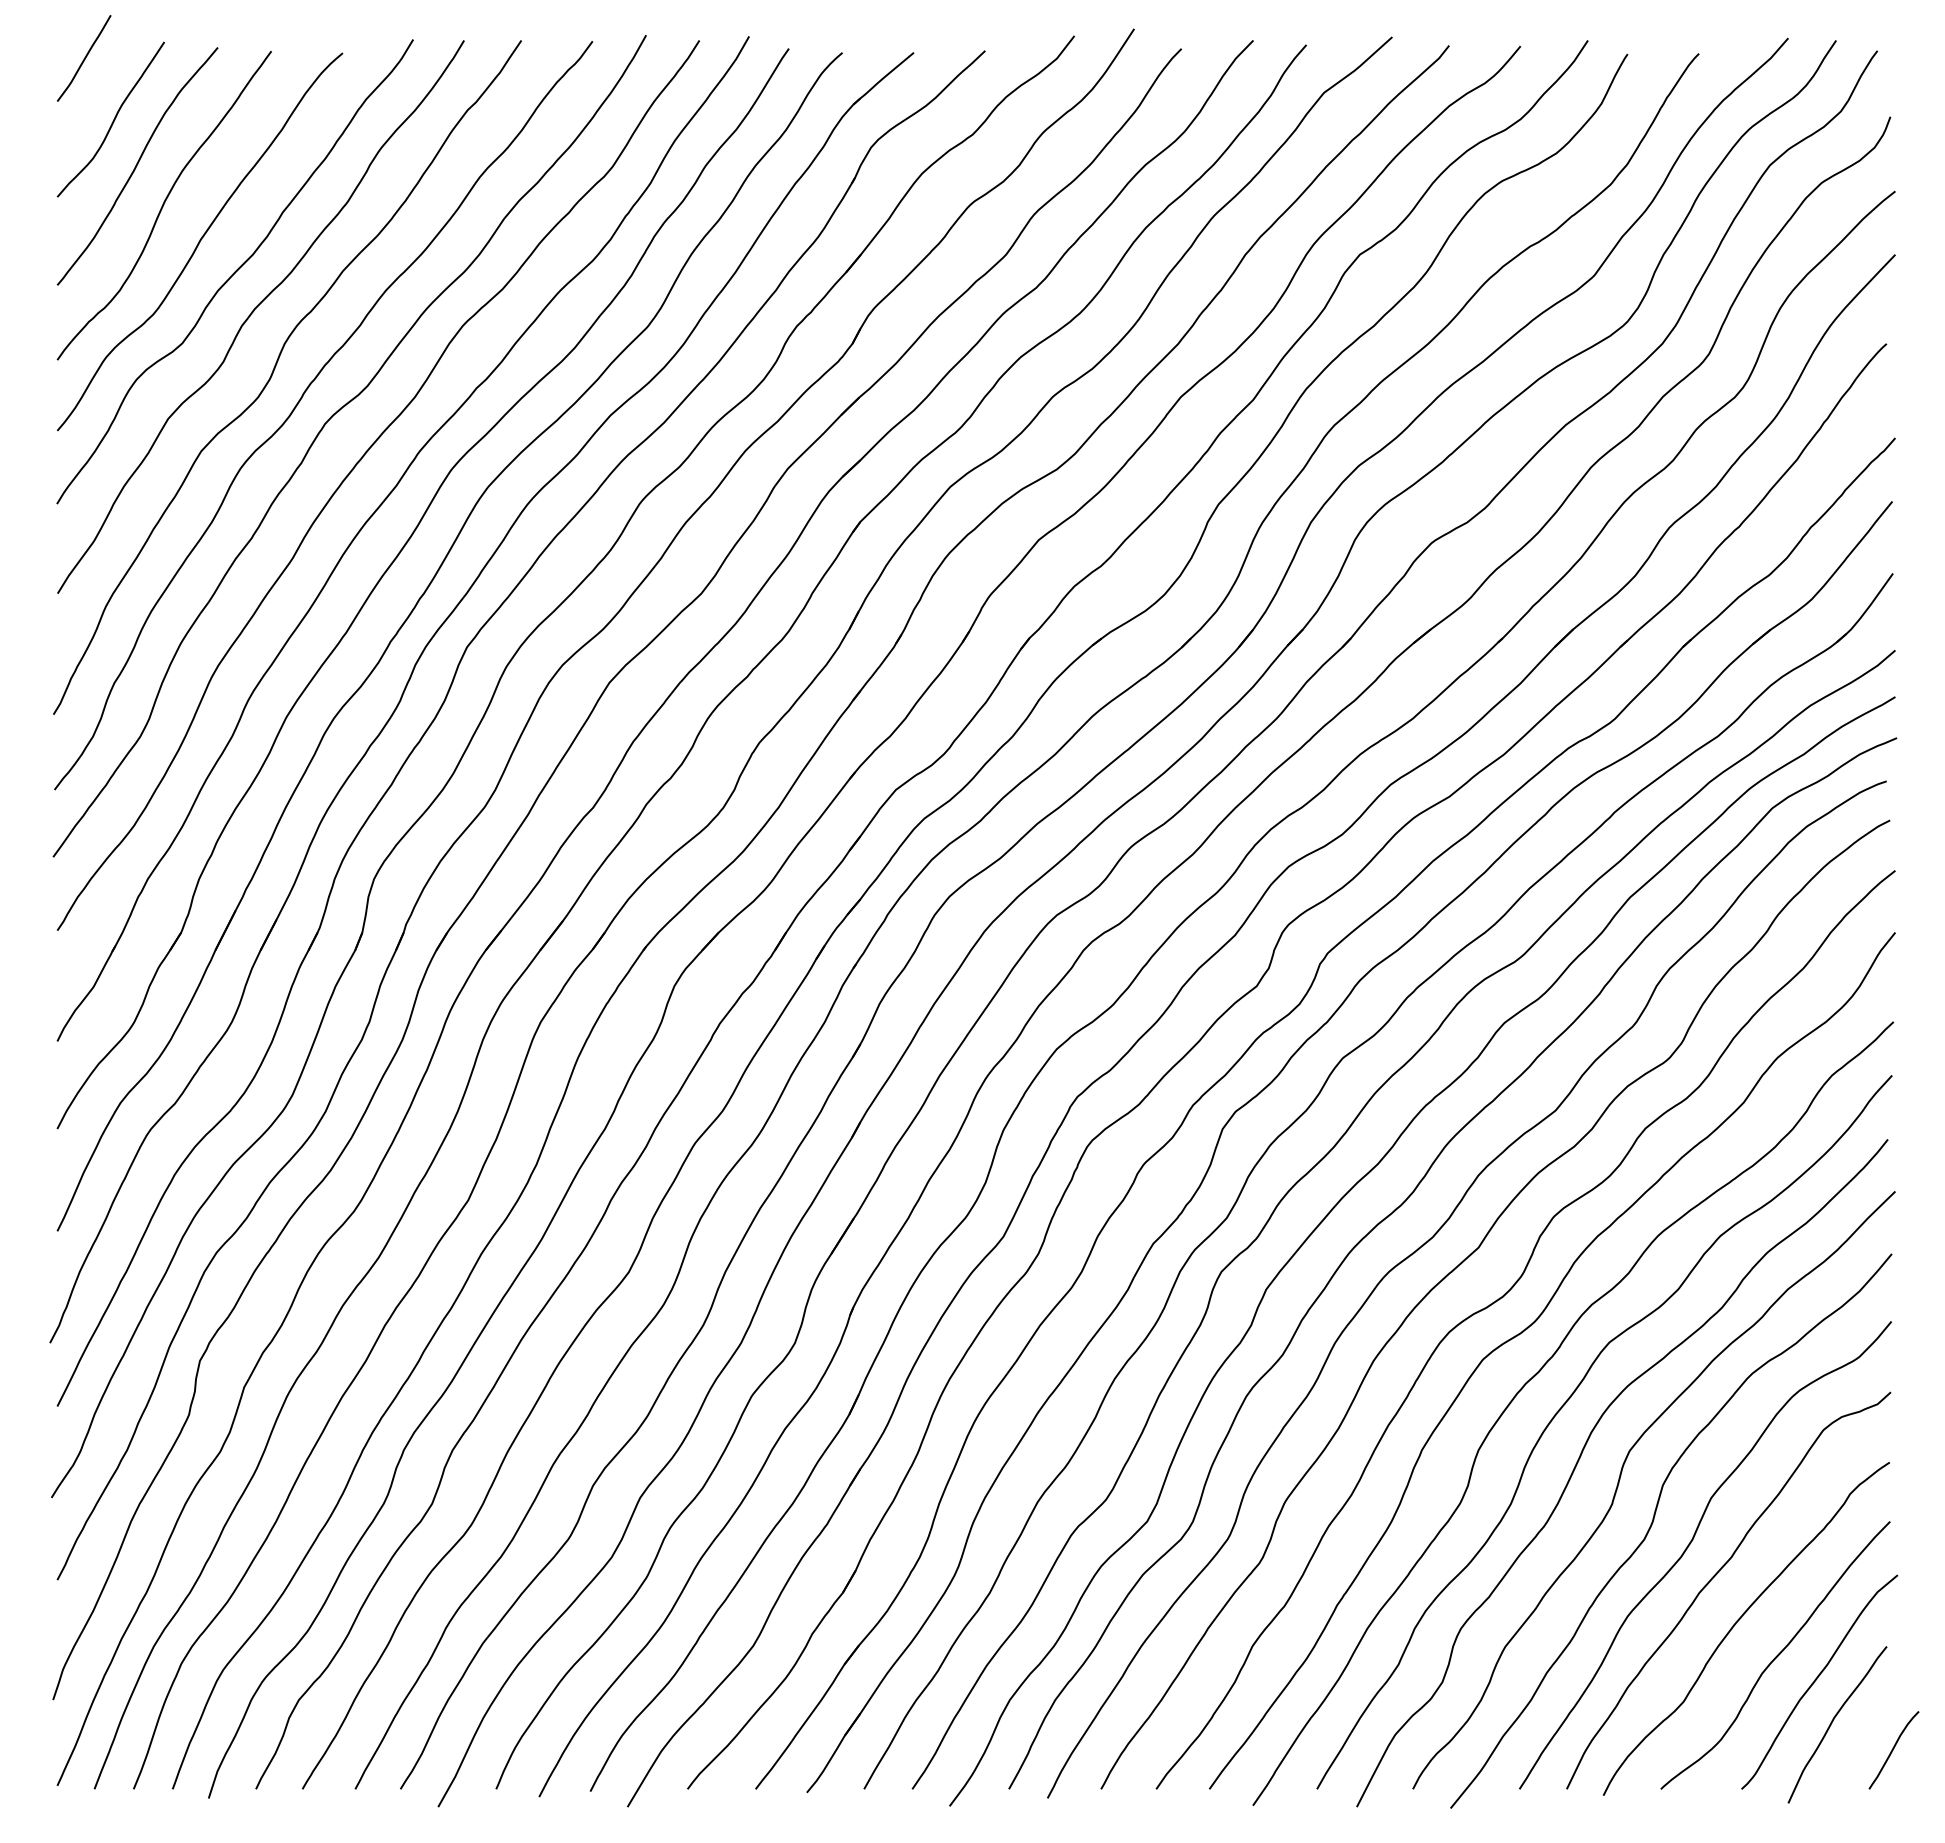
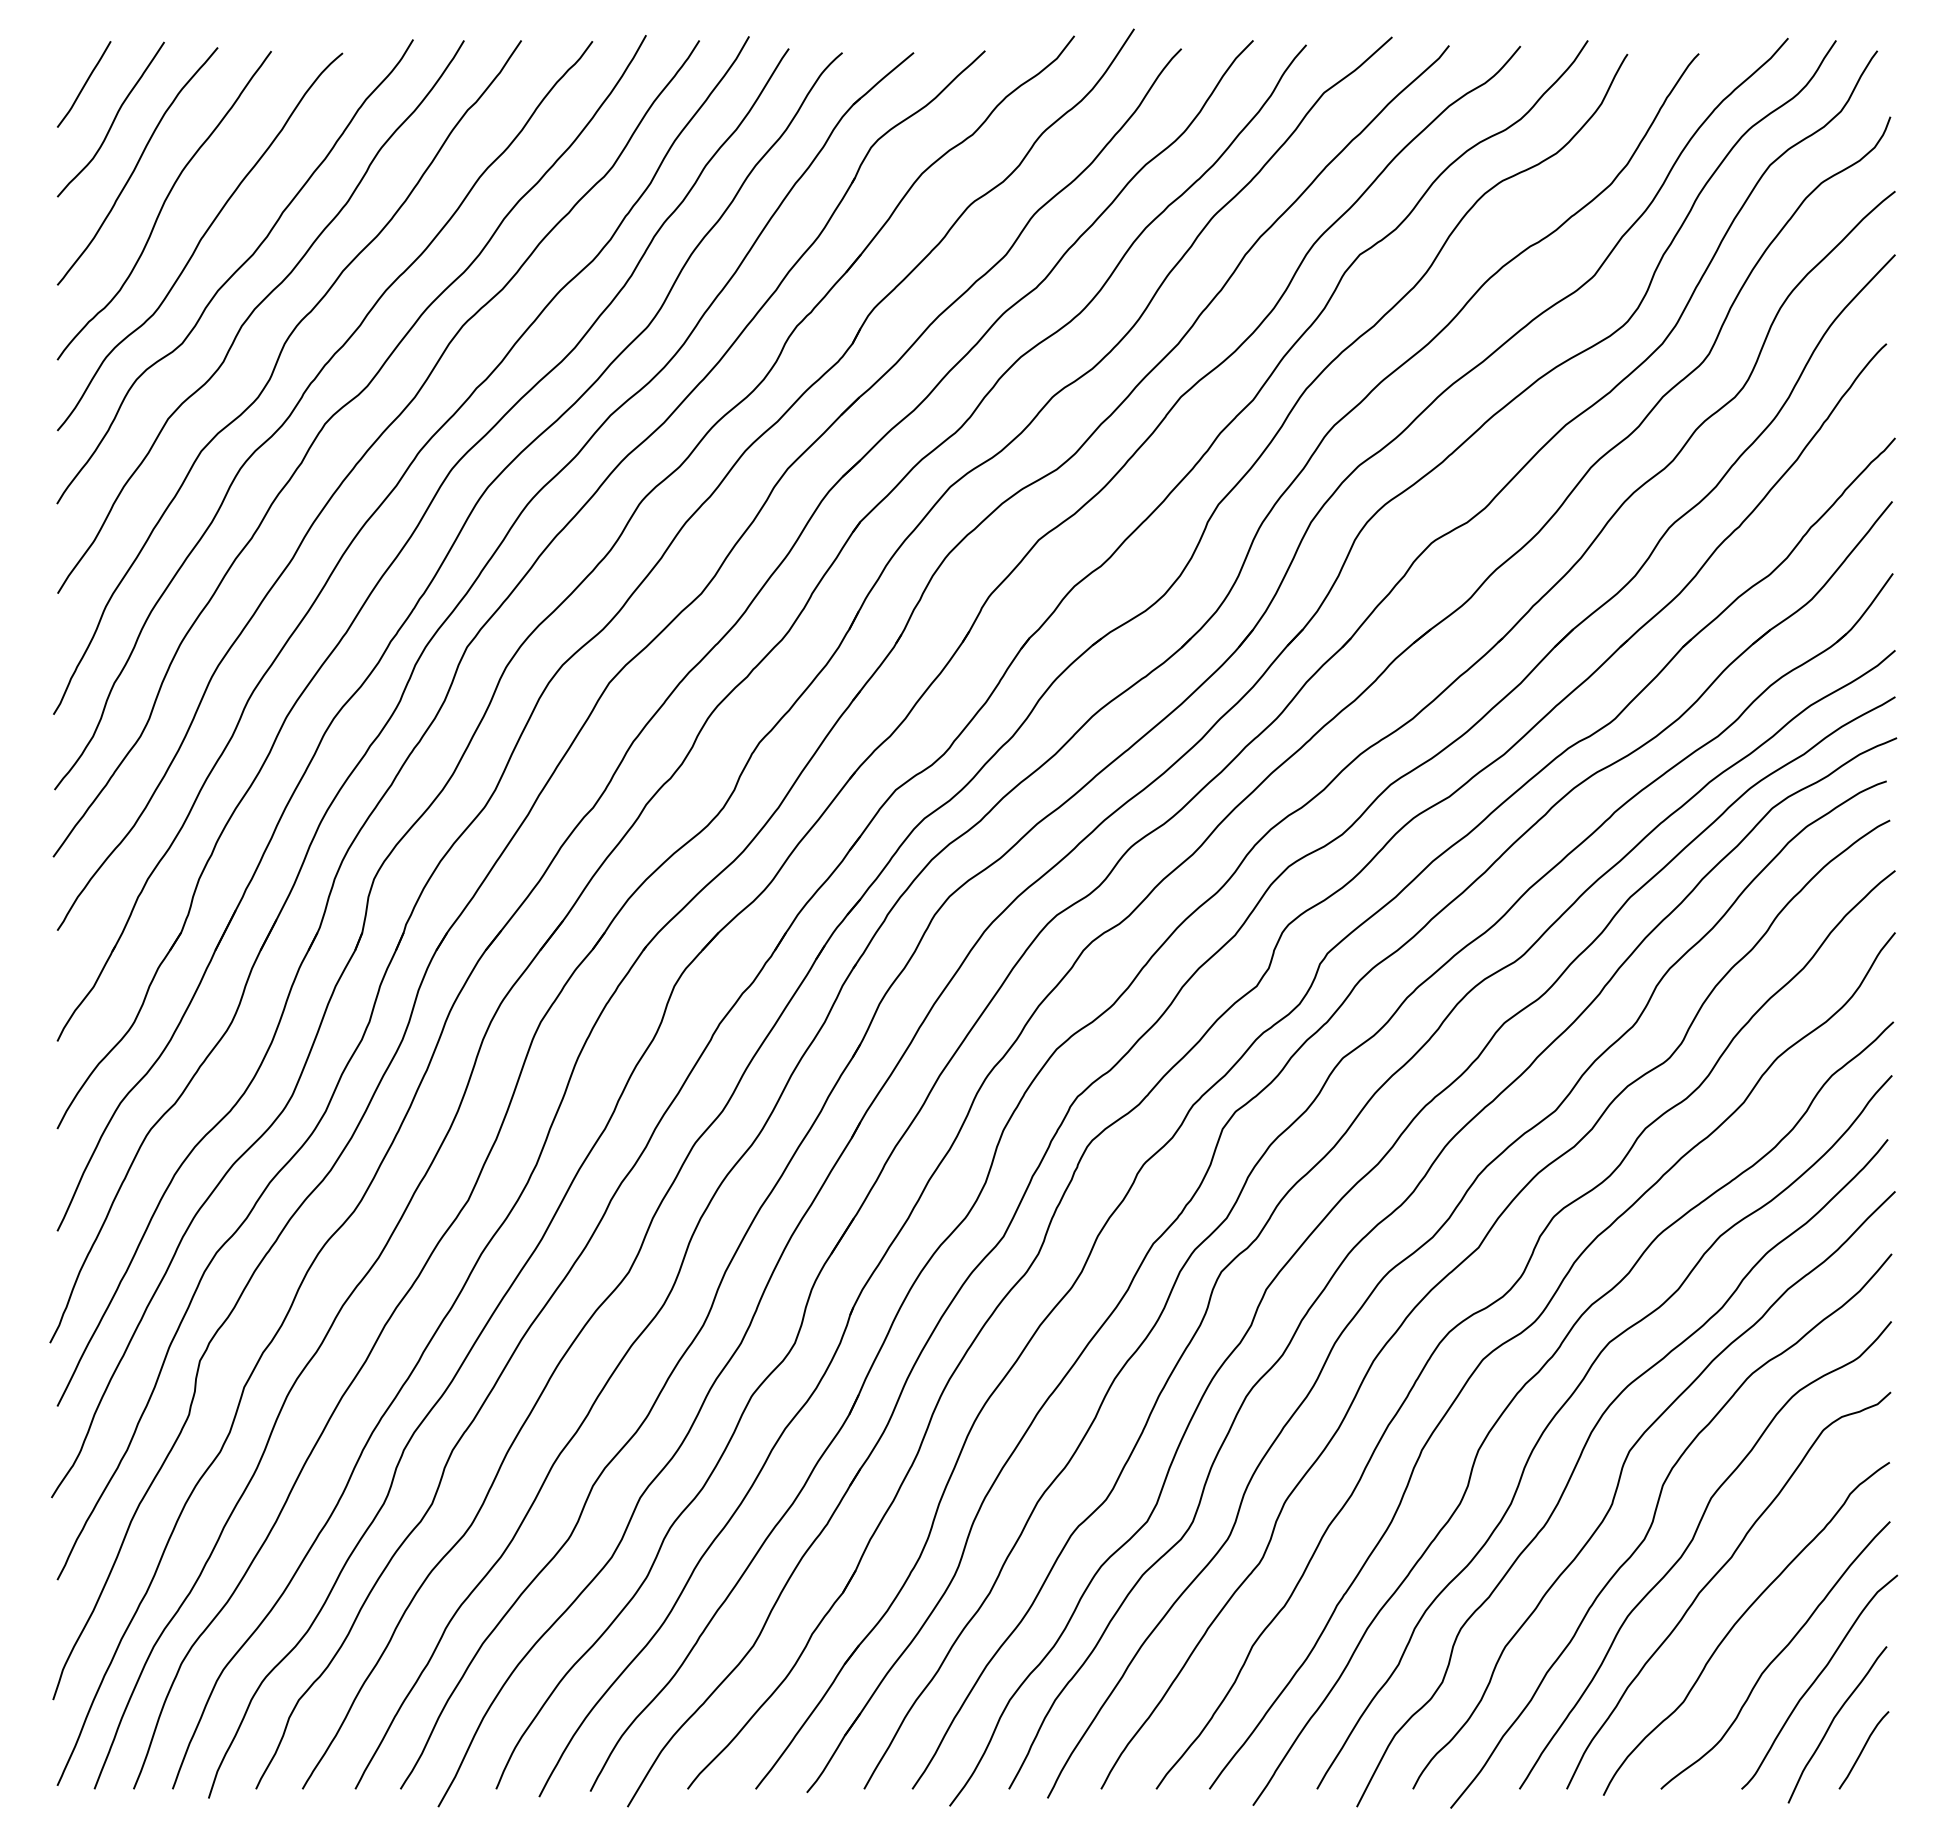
curve position: (84, 58) -> (84, 84) (84, 84)
curve position: (1893, 1750) -> (1863, 1750) (1863, 1750)
